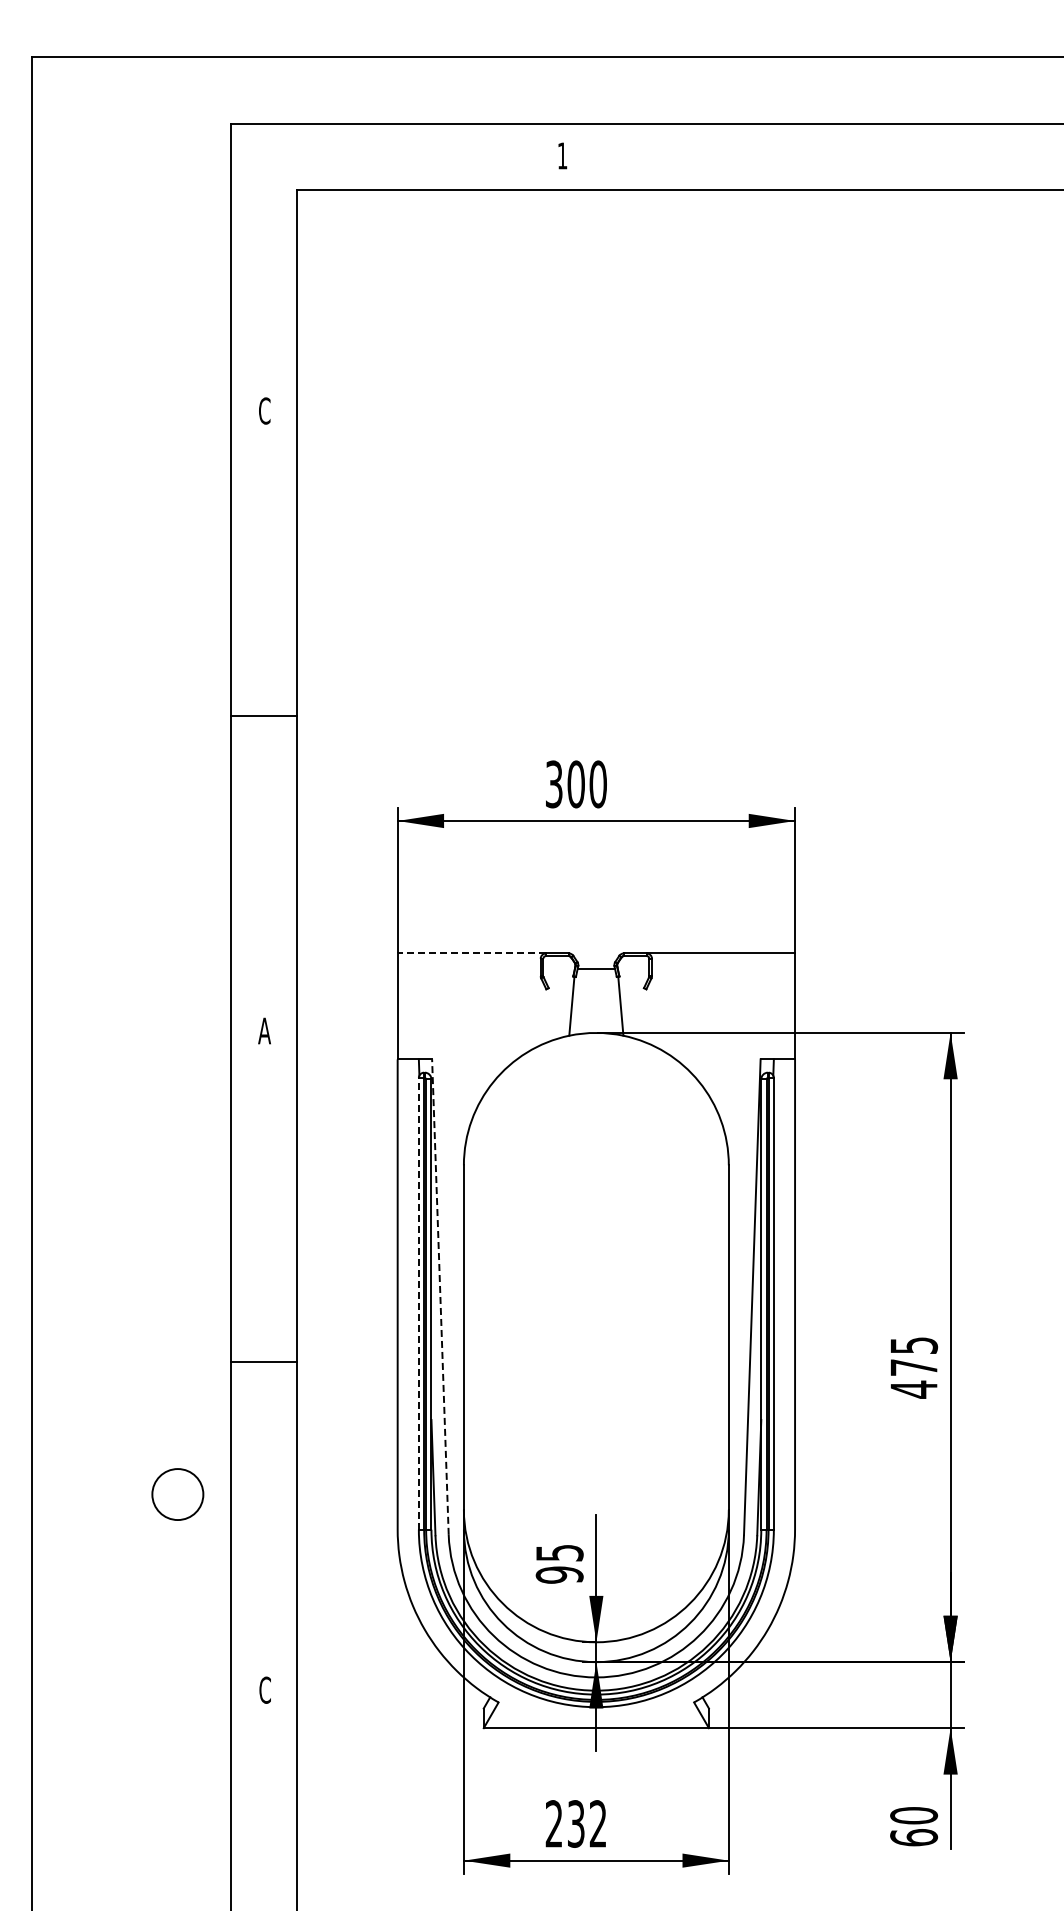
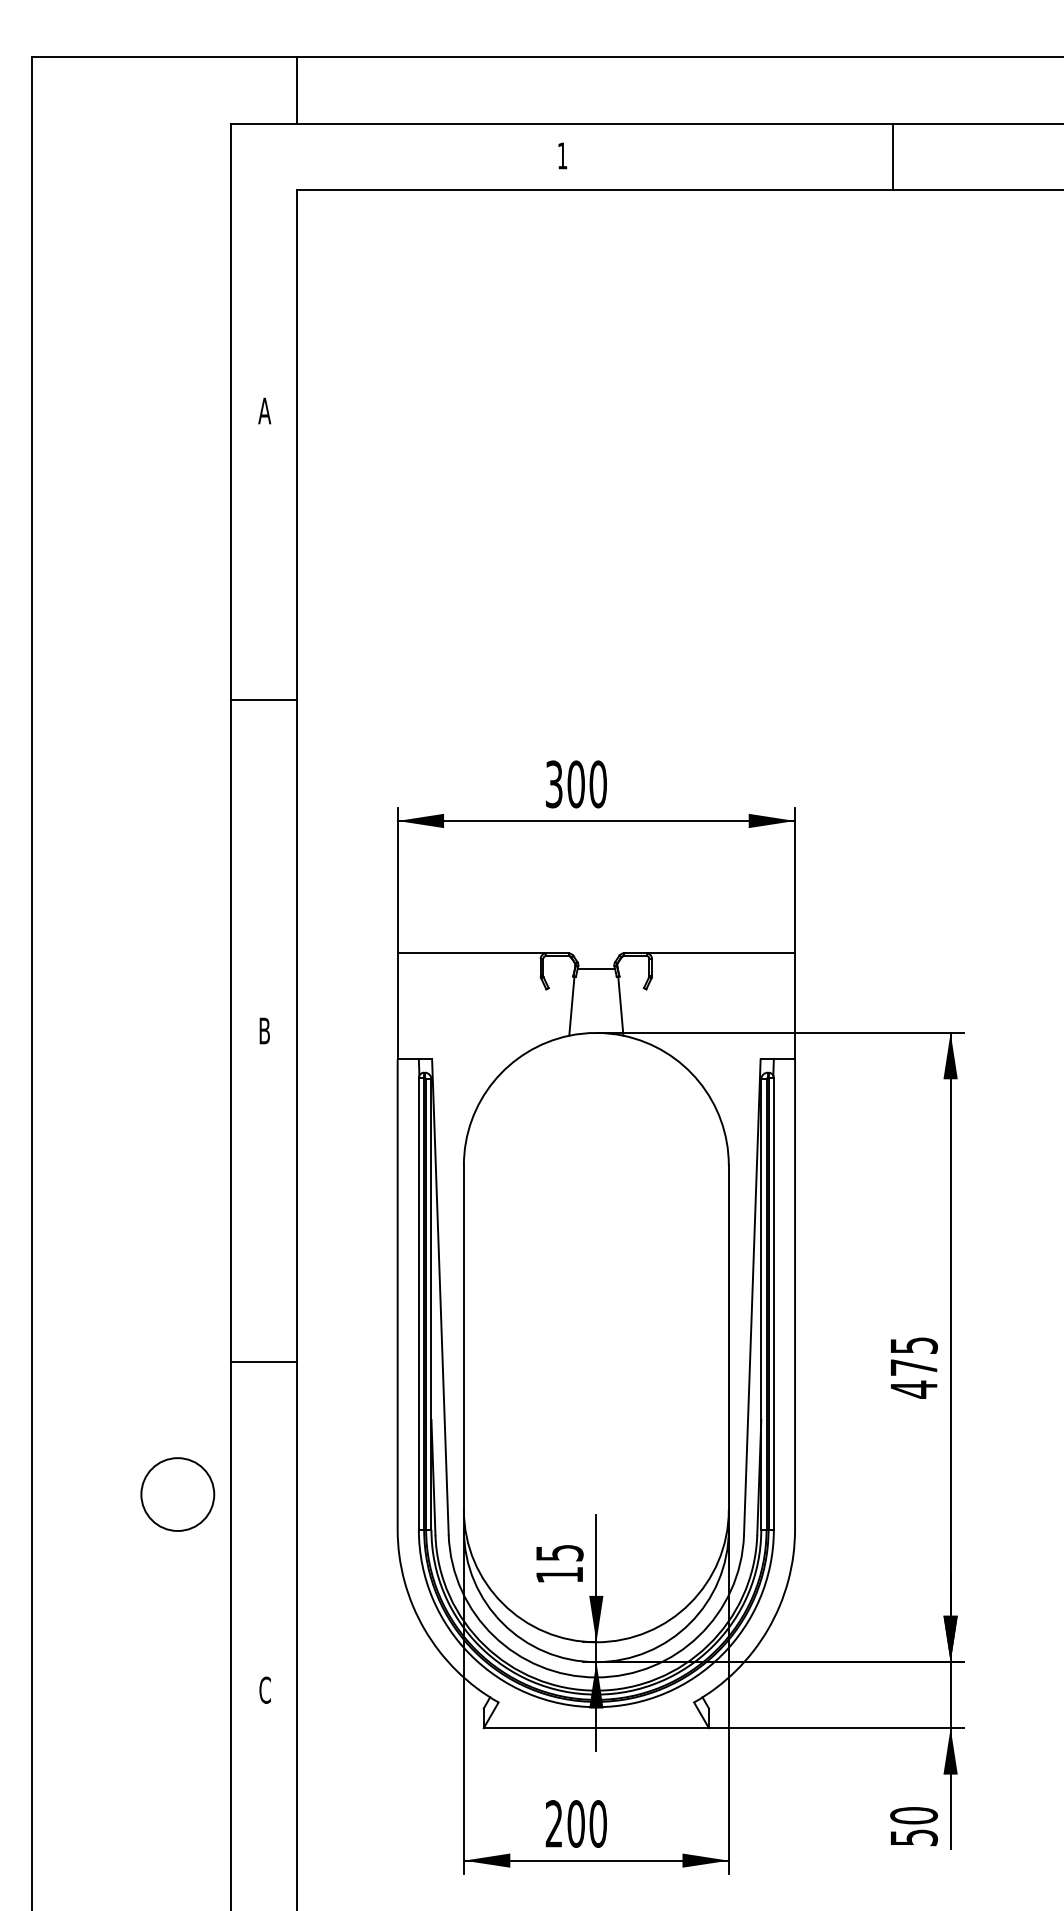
line: none -> present (297, 90)
line: none -> present (893, 156)
text: C -> A (264, 410)
line position: (263, 715) -> (263, 699) (263, 699)
line: dashed -> solid (471, 953)
text: A -> B (264, 1030)
line: dashed -> solid (440, 1297)
line: dashed -> solid (418, 1303)
circle size: 54x53 px -> 76x75 px (177, 1494)
text: 95 -> 15 (559, 1574)
text: 232 -> 200 (586, 1823)
text: 60 -> 50 (914, 1837)
